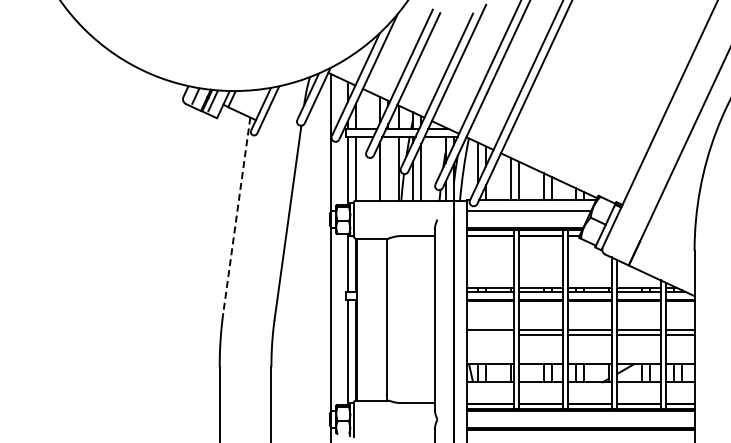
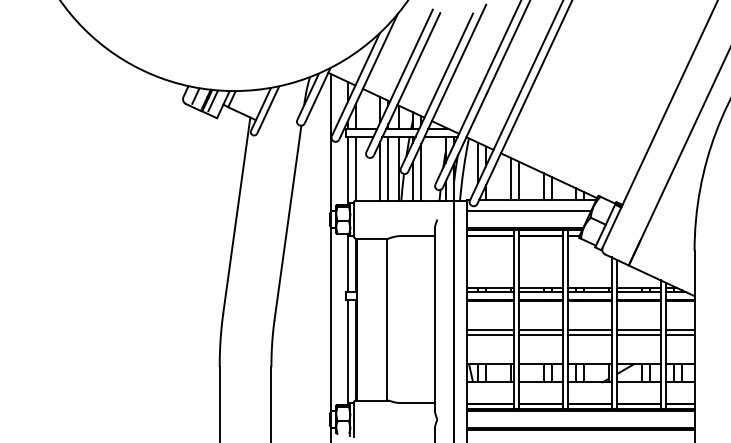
line: none -> present (388, 168)
line: dashed -> solid (236, 215)
line: none -> present (490, 335)
